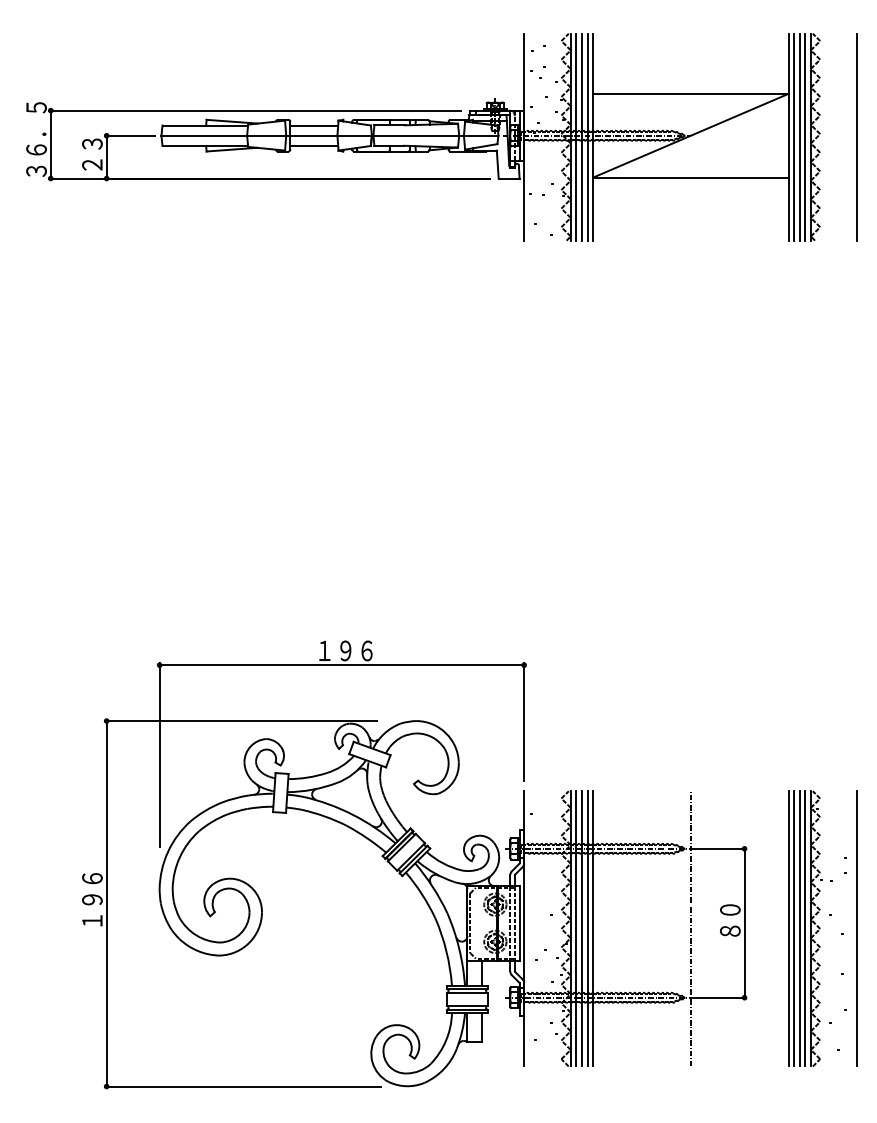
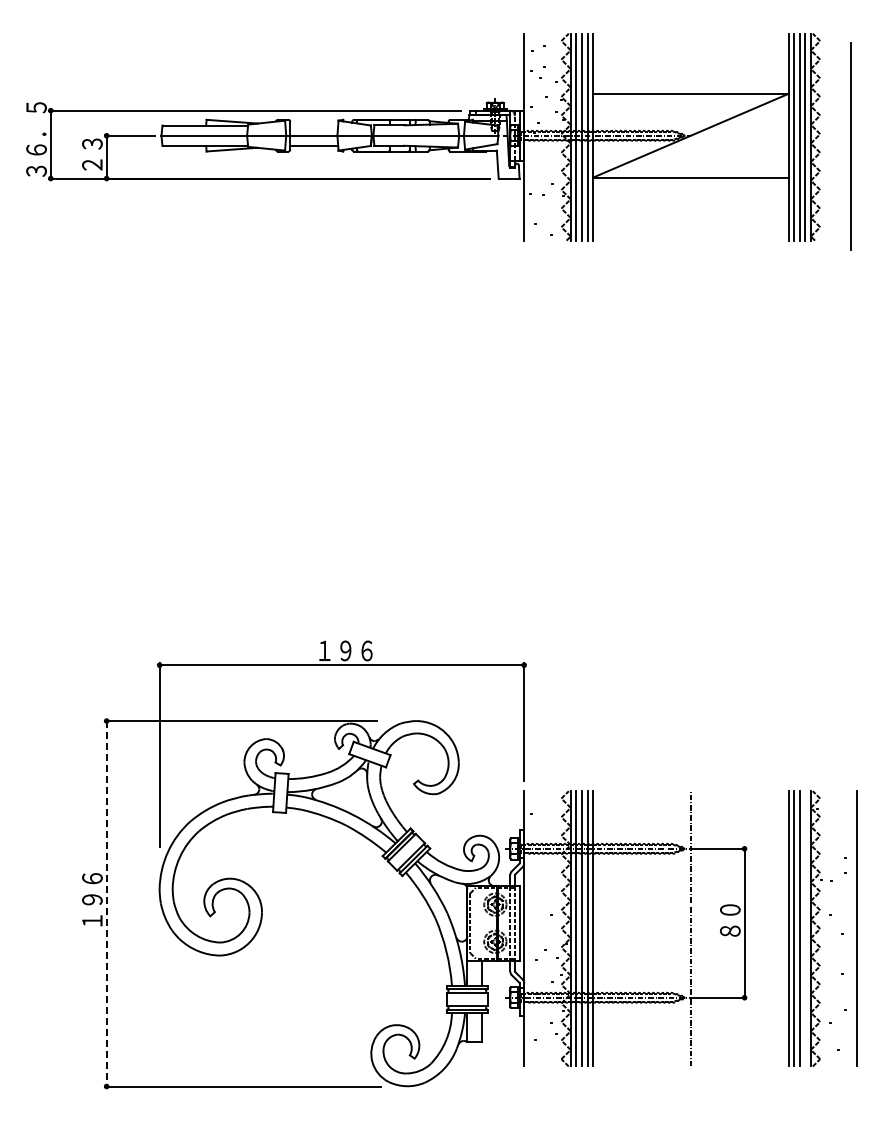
line: present -> none (314, 125)
line position: (856, 137) -> (850, 146) (850, 146)
line: solid -> dashed (106, 903)
line: present -> none (805, 928)
